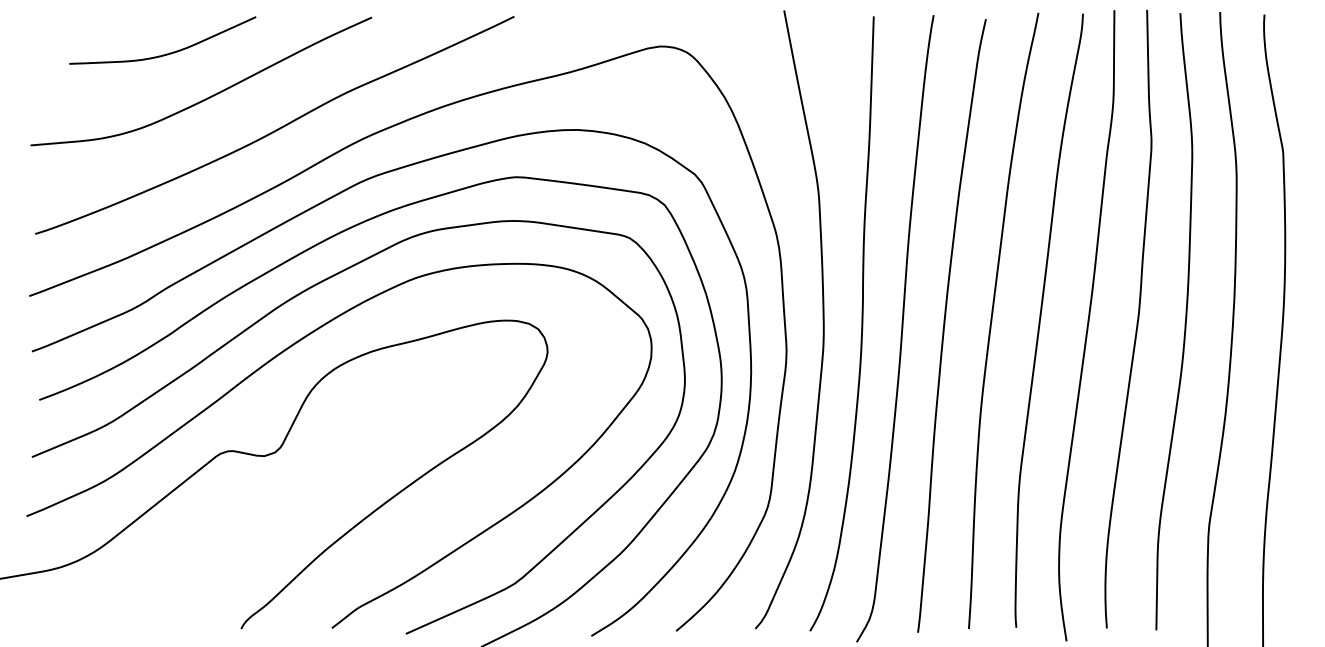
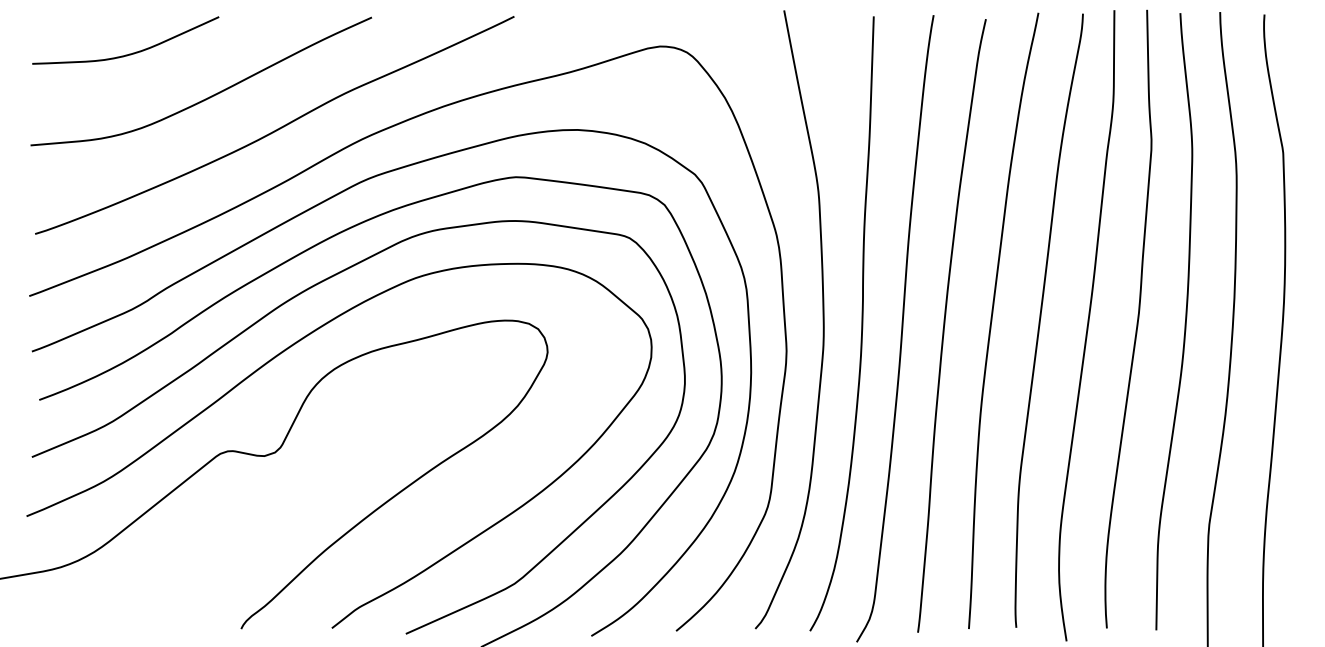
curve position: (166, 53) -> (129, 53) (129, 53)
